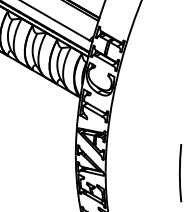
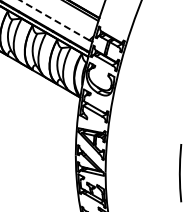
line: solid -> dashed (54, 20)
